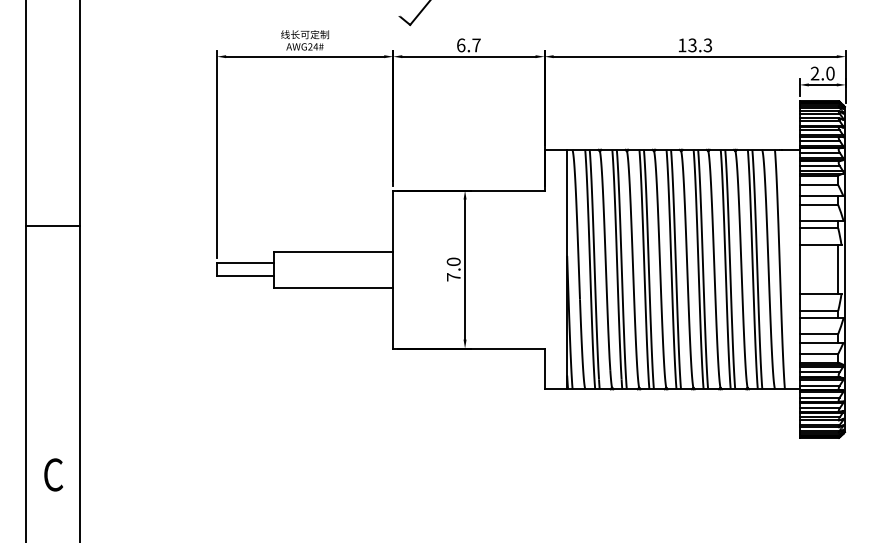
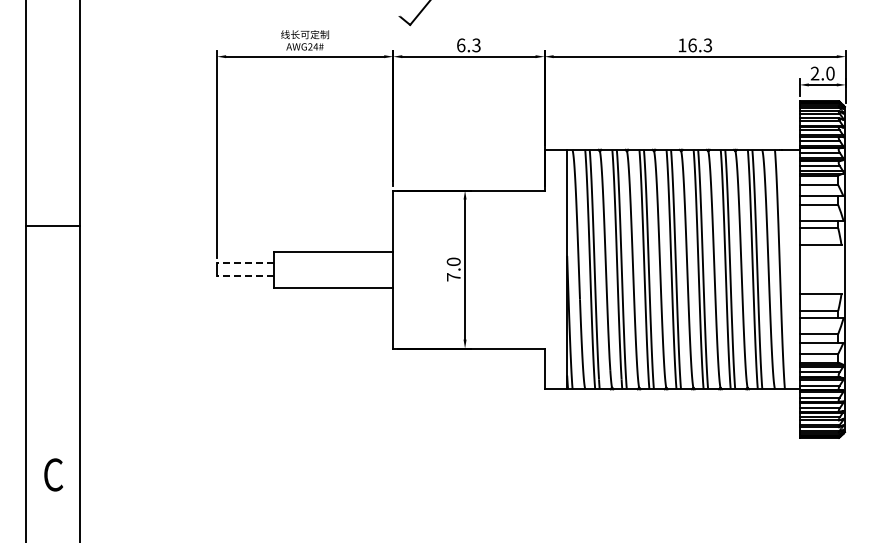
text: 6.7 -> 6.3 (476, 45)
text: 13.3 -> 16.3 (692, 45)
line: solid -> dashed (244, 262)
line: present -> none (838, 269)
line: solid -> dashed (244, 276)
